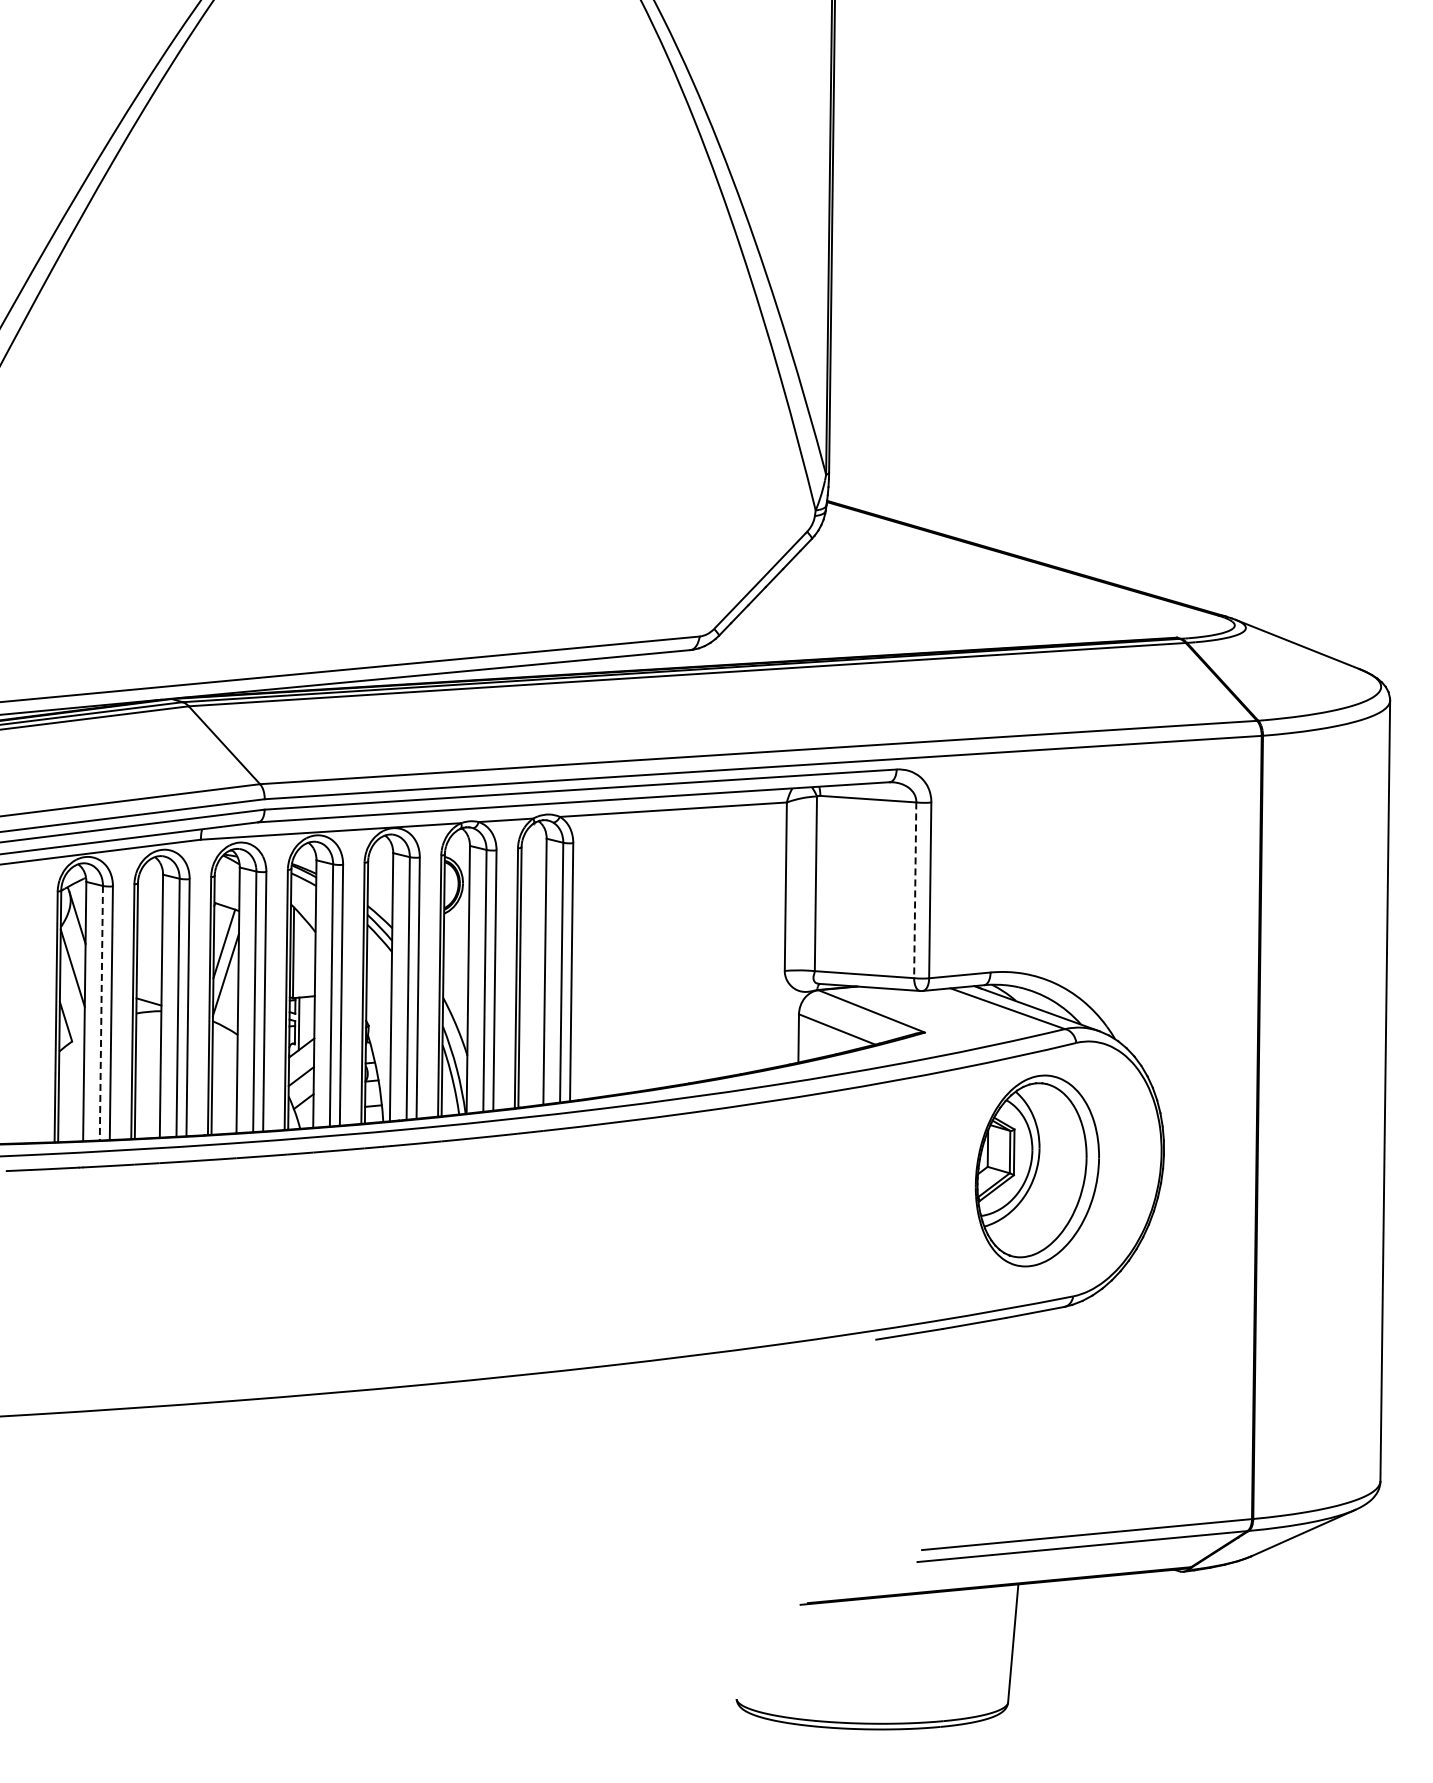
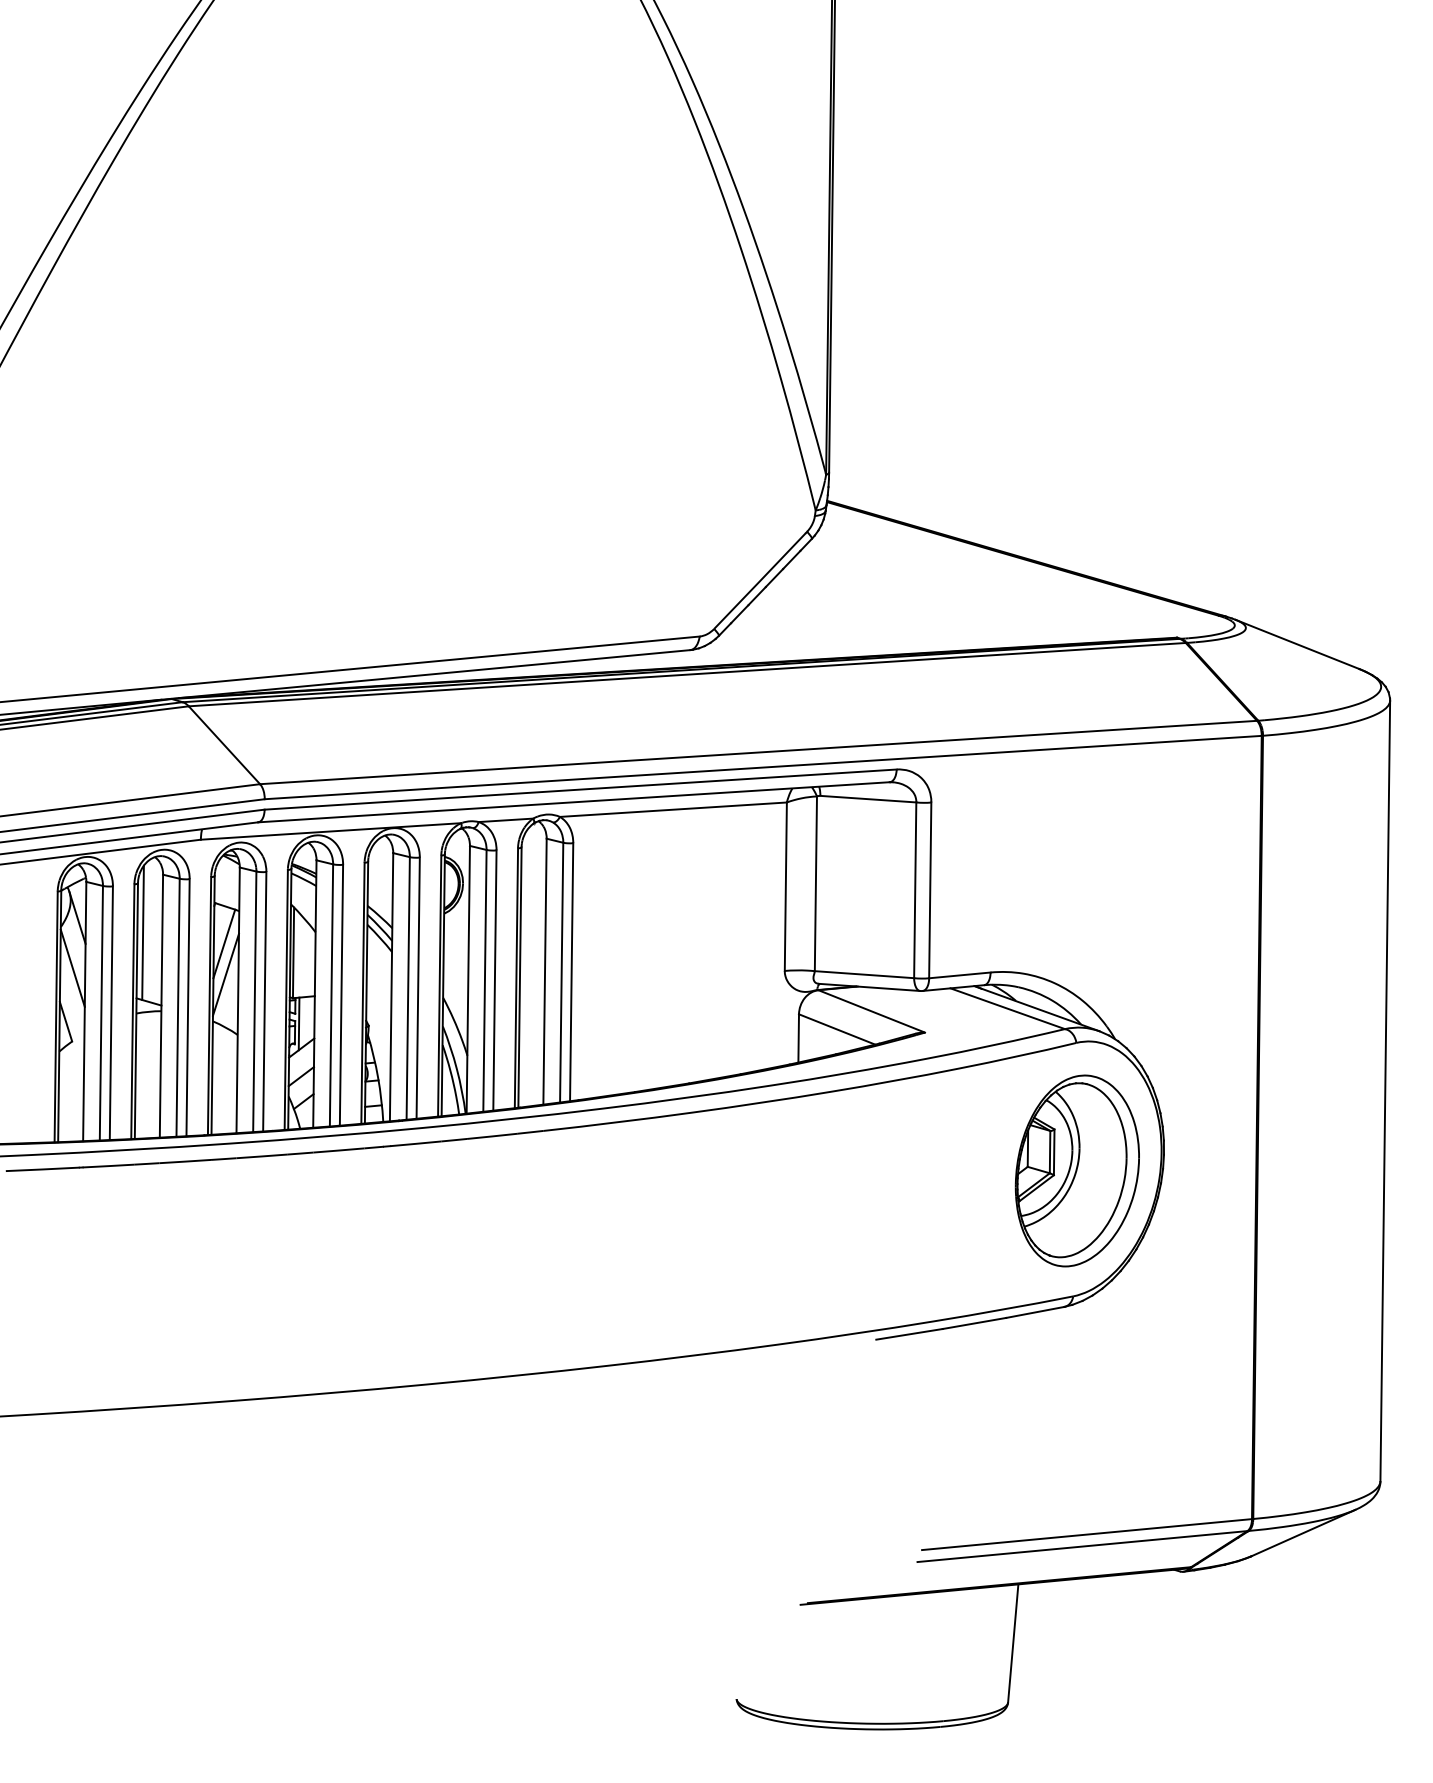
line: dashed -> solid (915, 890)
line: none -> present (142, 932)
line: dashed -> solid (101, 1013)
part position: (1036, 1170) -> (1076, 1170) (1076, 1170)
